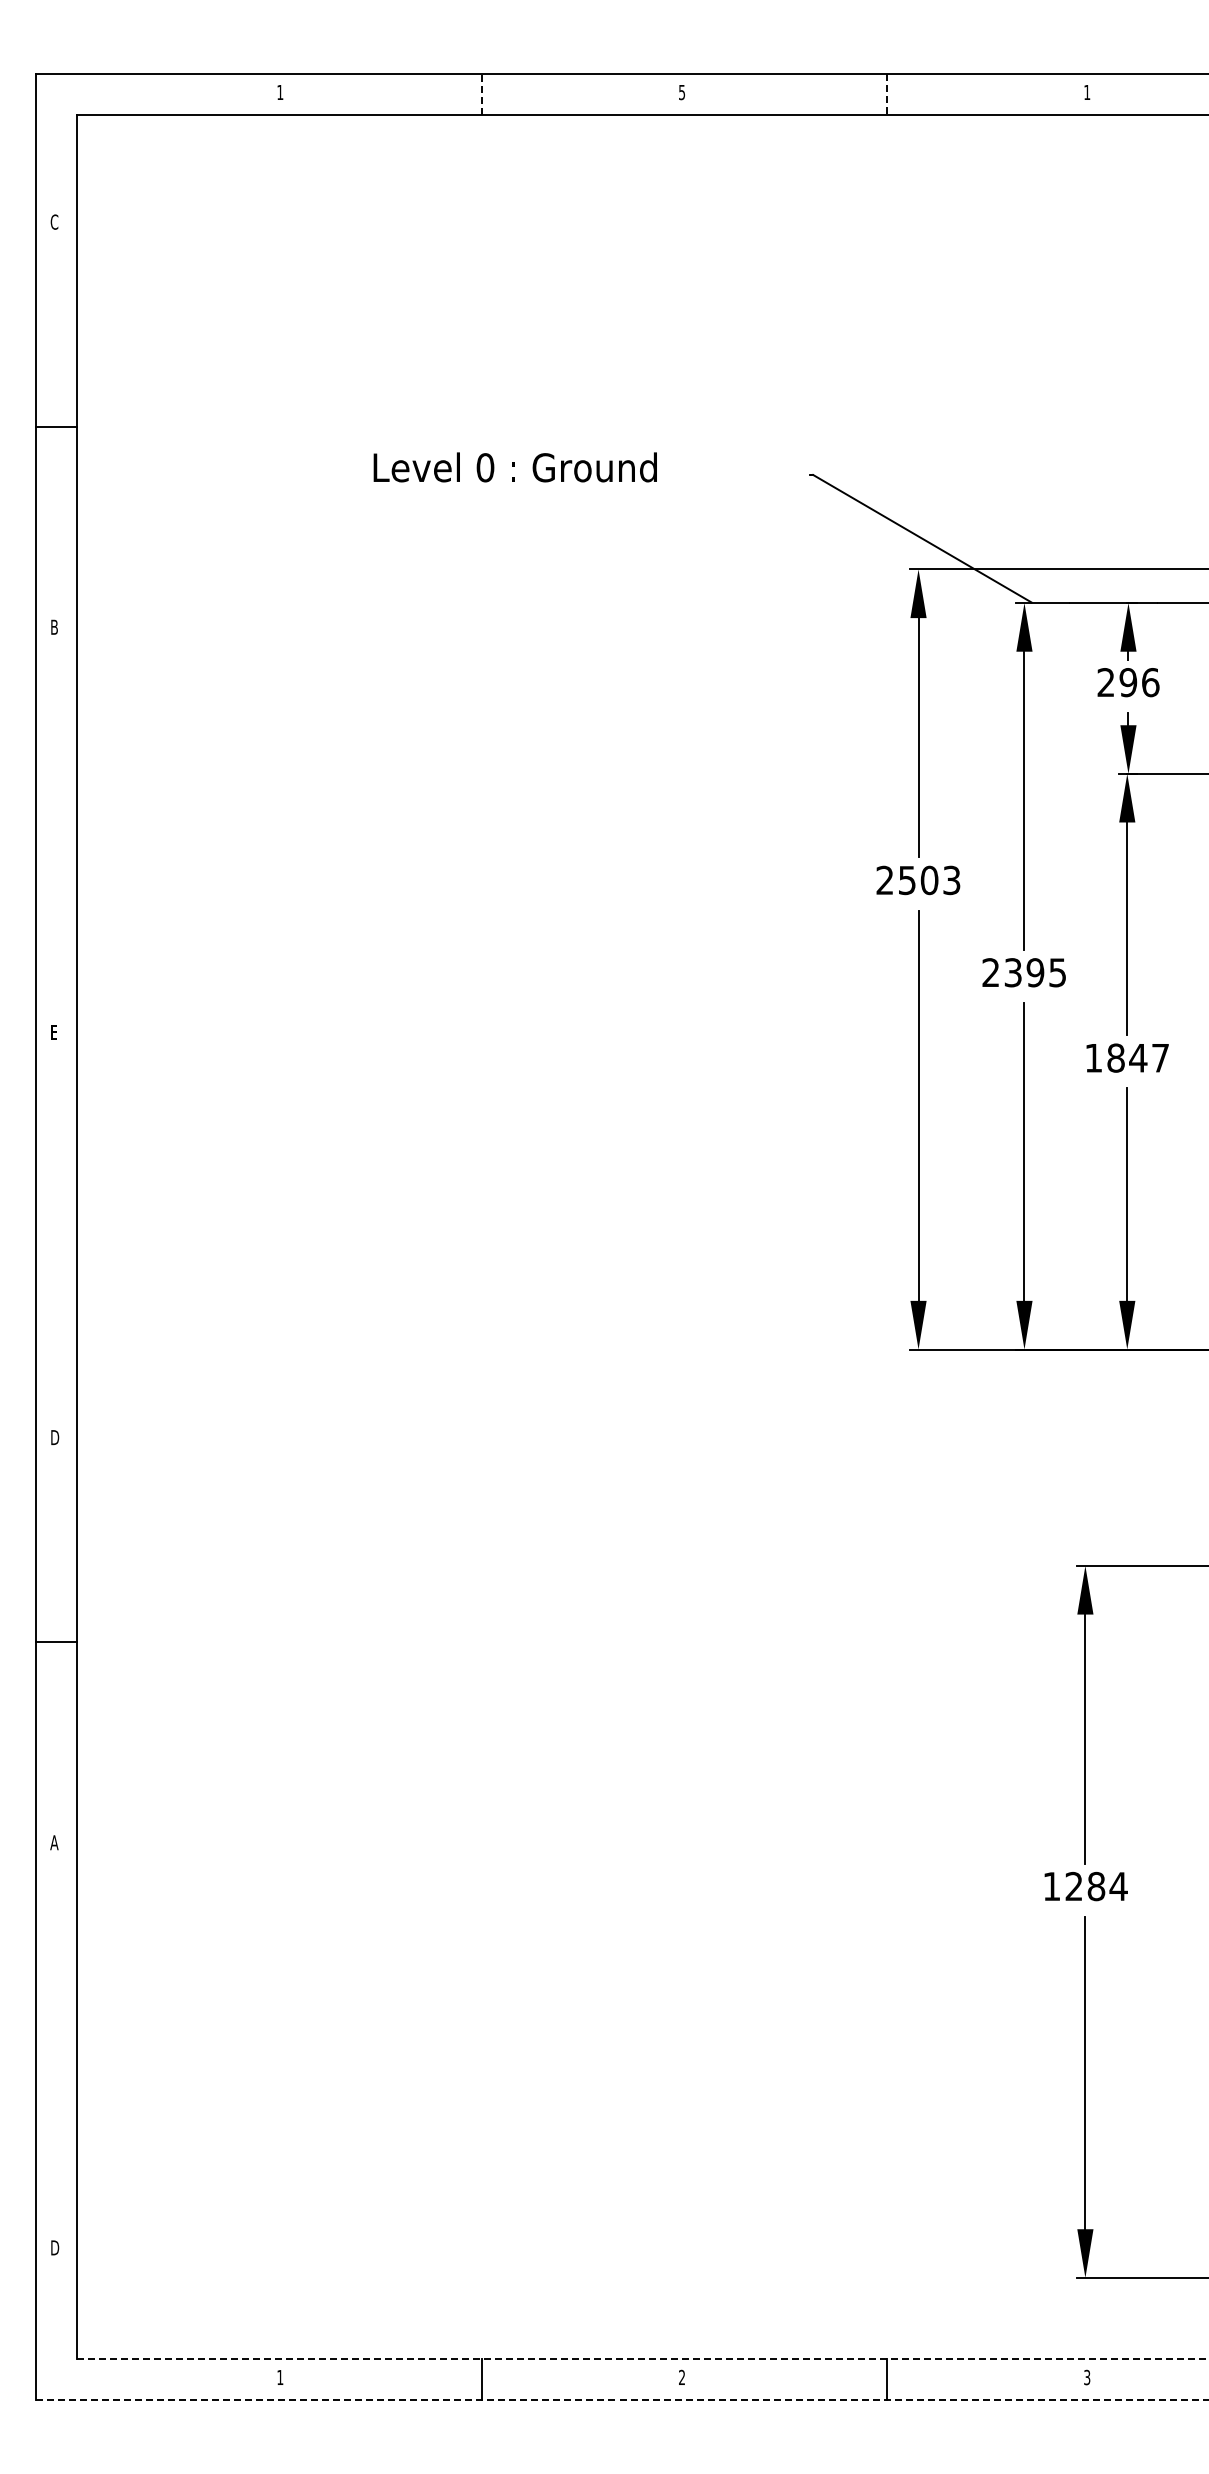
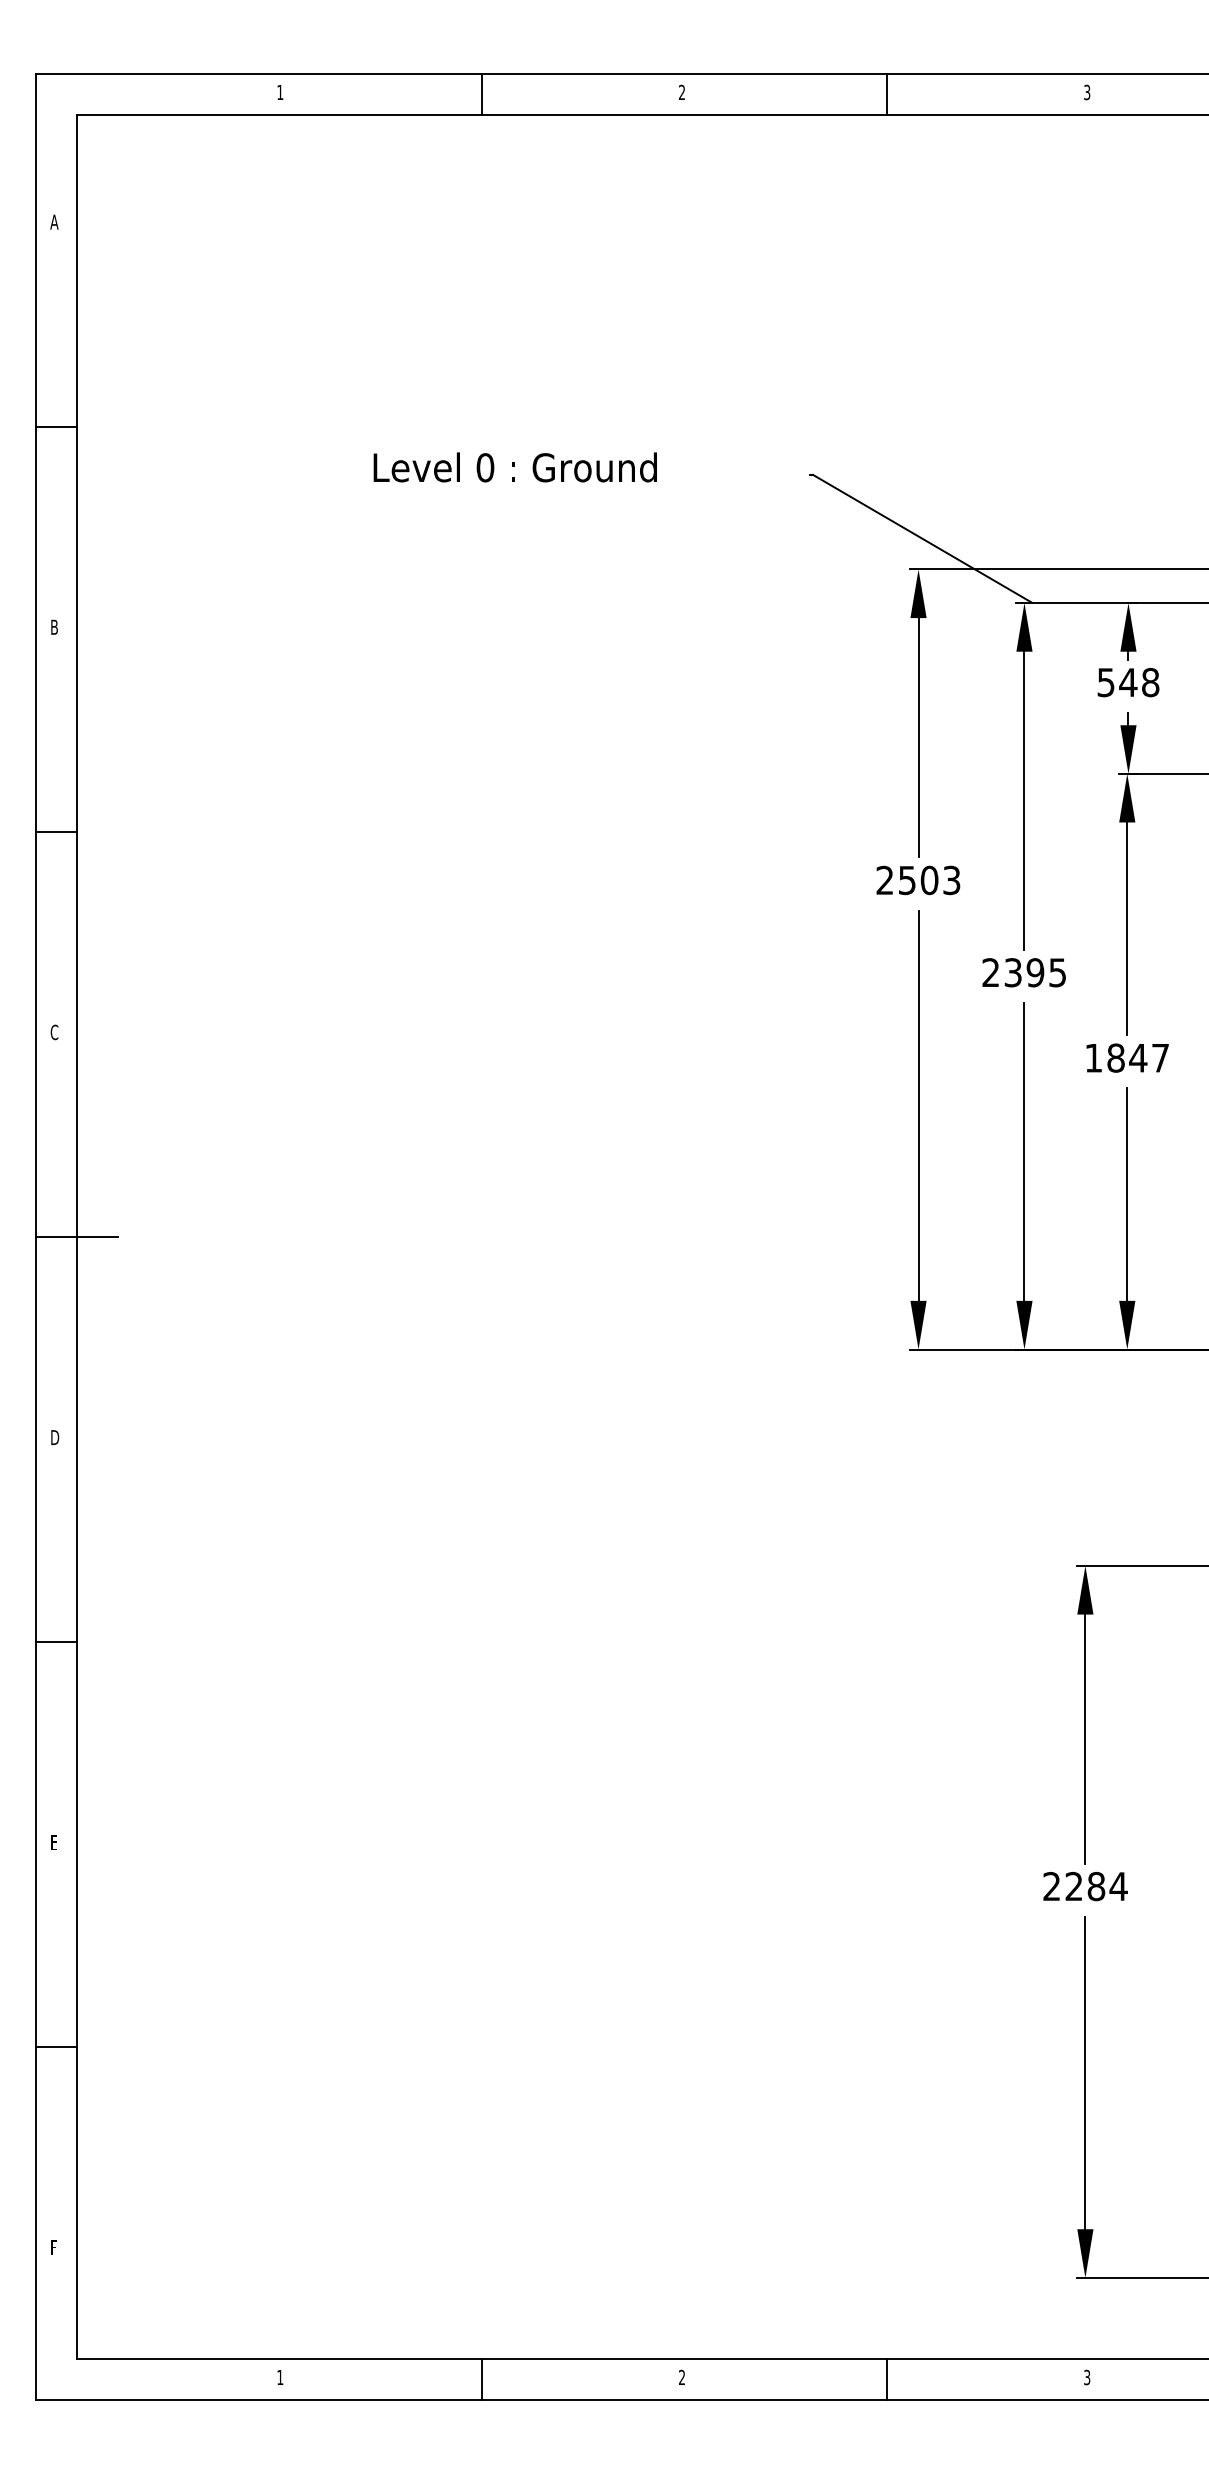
text: 5 -> 2 (681, 92)
text: 1 -> 3 (1087, 92)
line: dashed -> solid (482, 93)
line: dashed -> solid (887, 94)
text: C -> A (54, 221)
text: 296 -> 548 (1128, 682)
line: none -> present (56, 831)
text: E -> C (54, 1032)
line: none -> present (76, 1236)
text: A -> E (54, 1842)
text: 1284 -> 2284 (1051, 1885)
line: none -> present (56, 2047)
text: D -> F (55, 2247)
line: dashed -> solid (642, 2359)
line: dashed -> solid (622, 2399)
